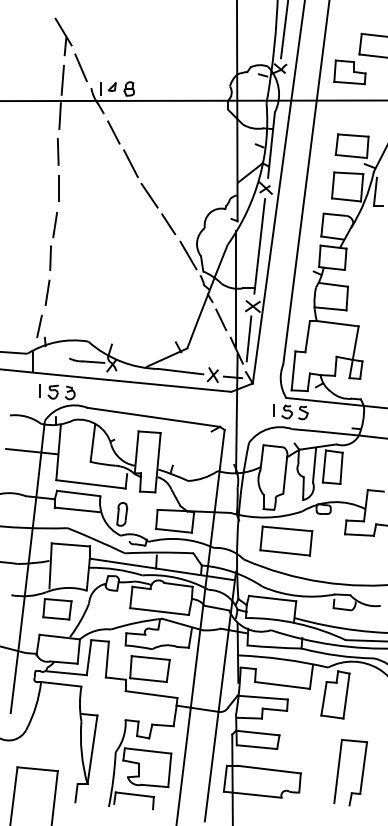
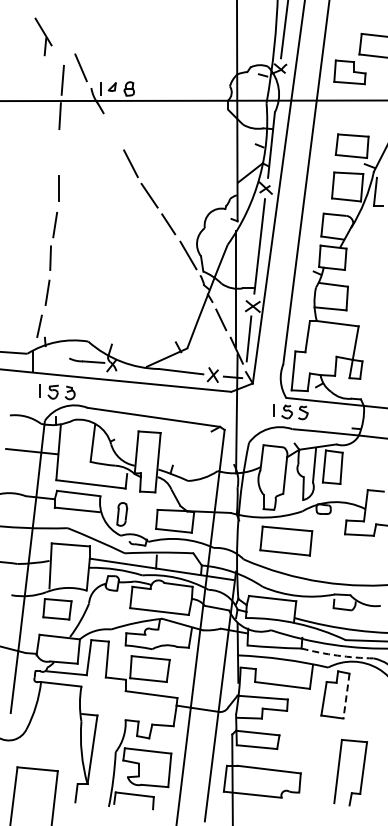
part position: (63, 36) -> (43, 36) (43, 36)
line: present -> none (113, 132)
line: present -> none (57, 151)
arc: solid -> dashed (337, 655)
line: solid -> dashed (346, 696)
